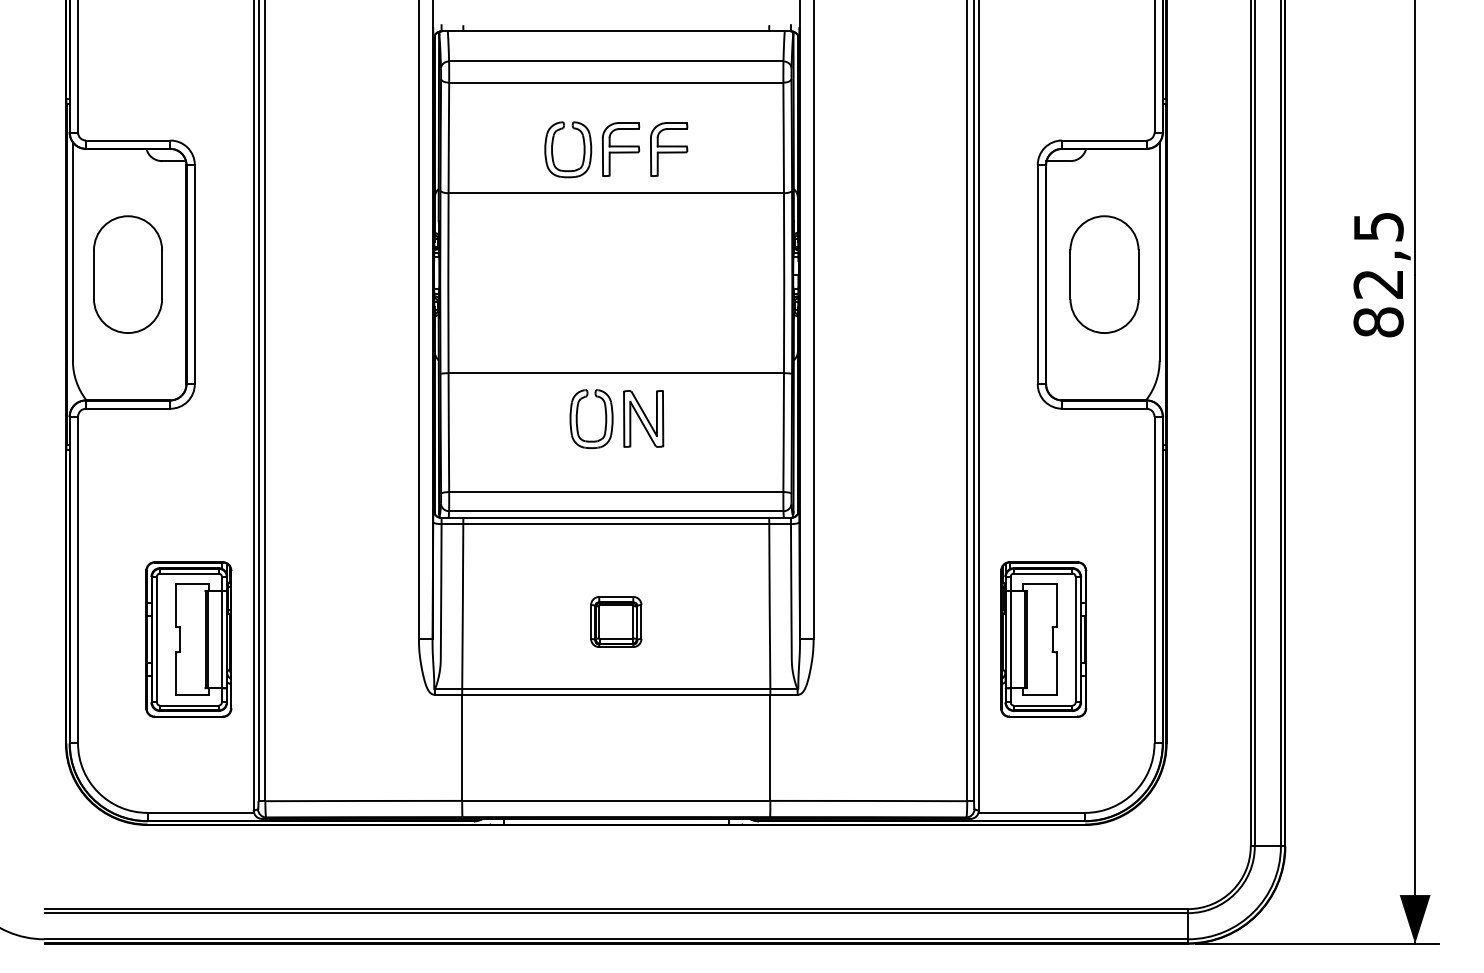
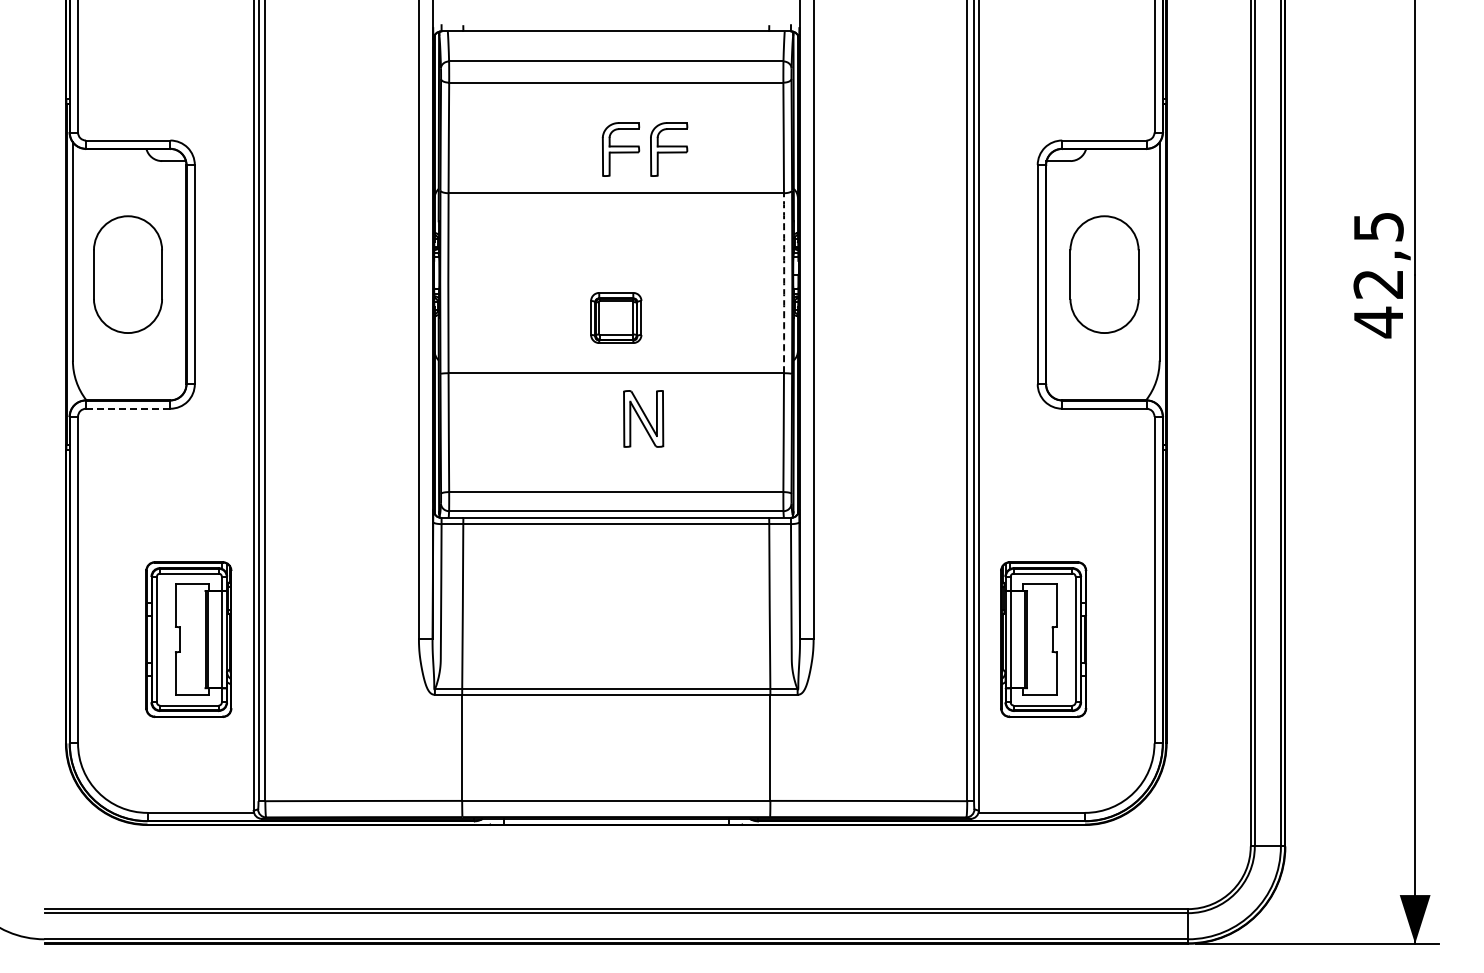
part: present -> none (583, 149)
arc: solid -> dashed (784, 283)
text: 82,5 -> 42,5 (1378, 322)
line: solid -> dashed (127, 408)
part: present -> none (577, 418)
part position: (616, 621) -> (616, 317) (616, 317)
